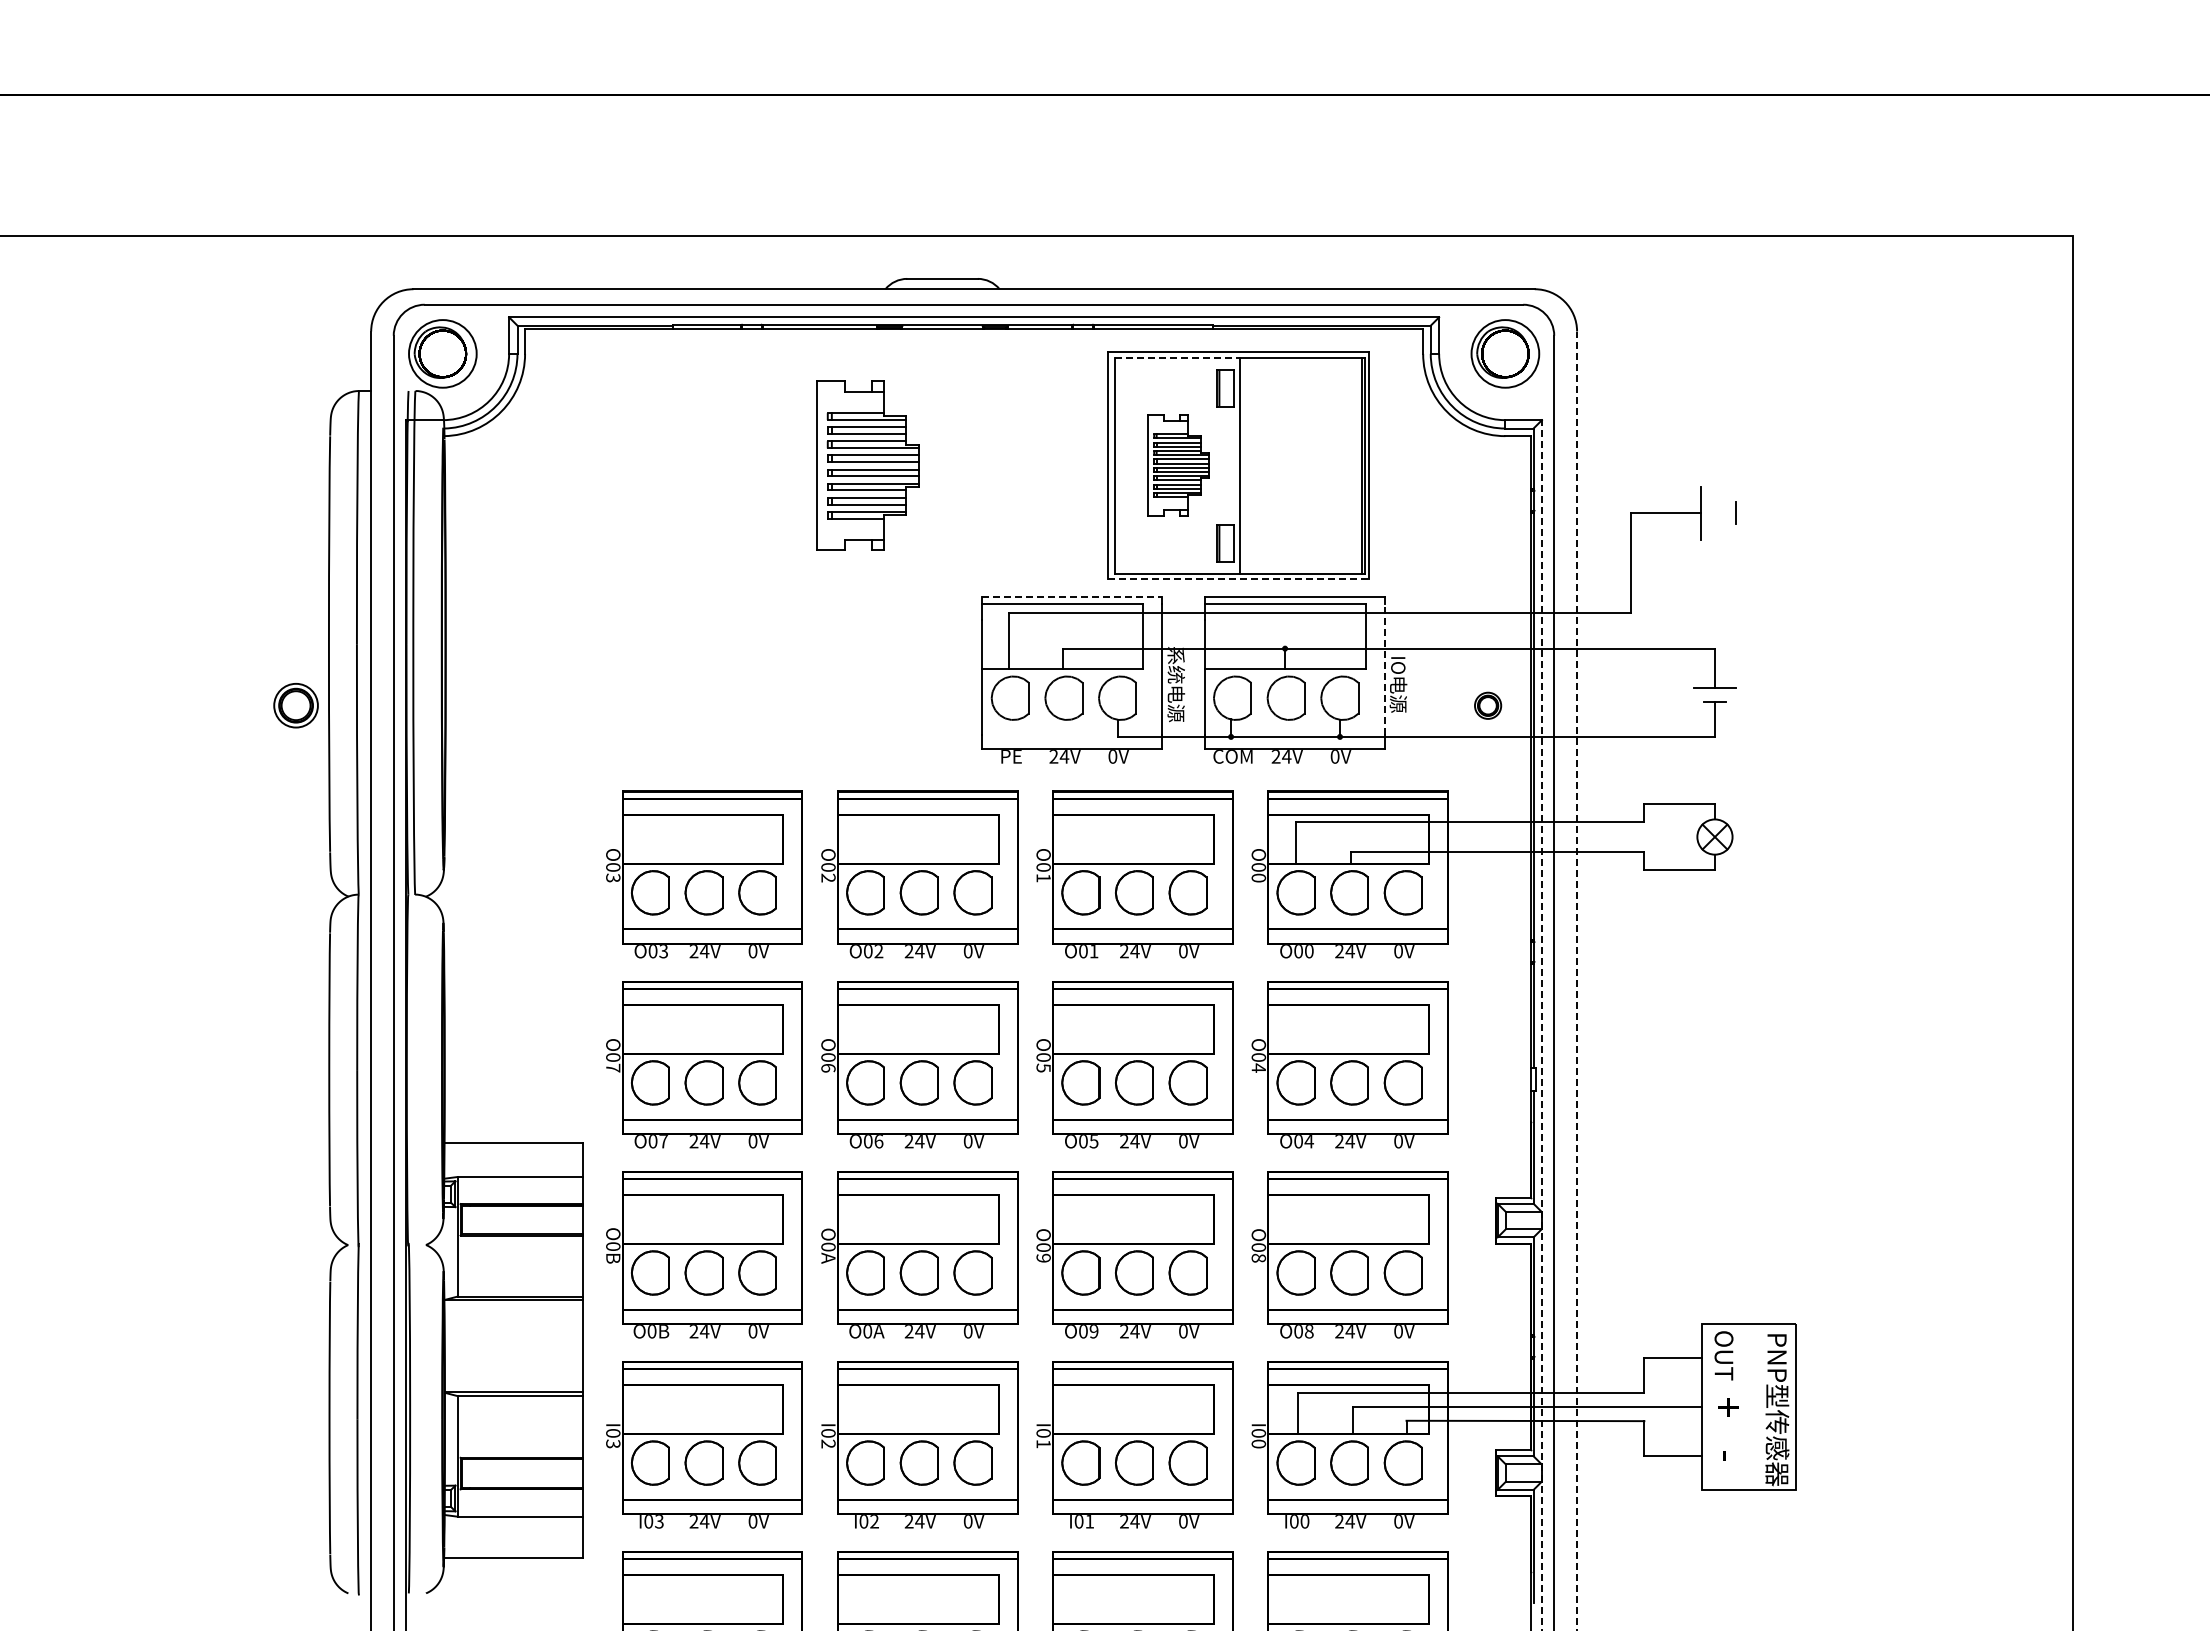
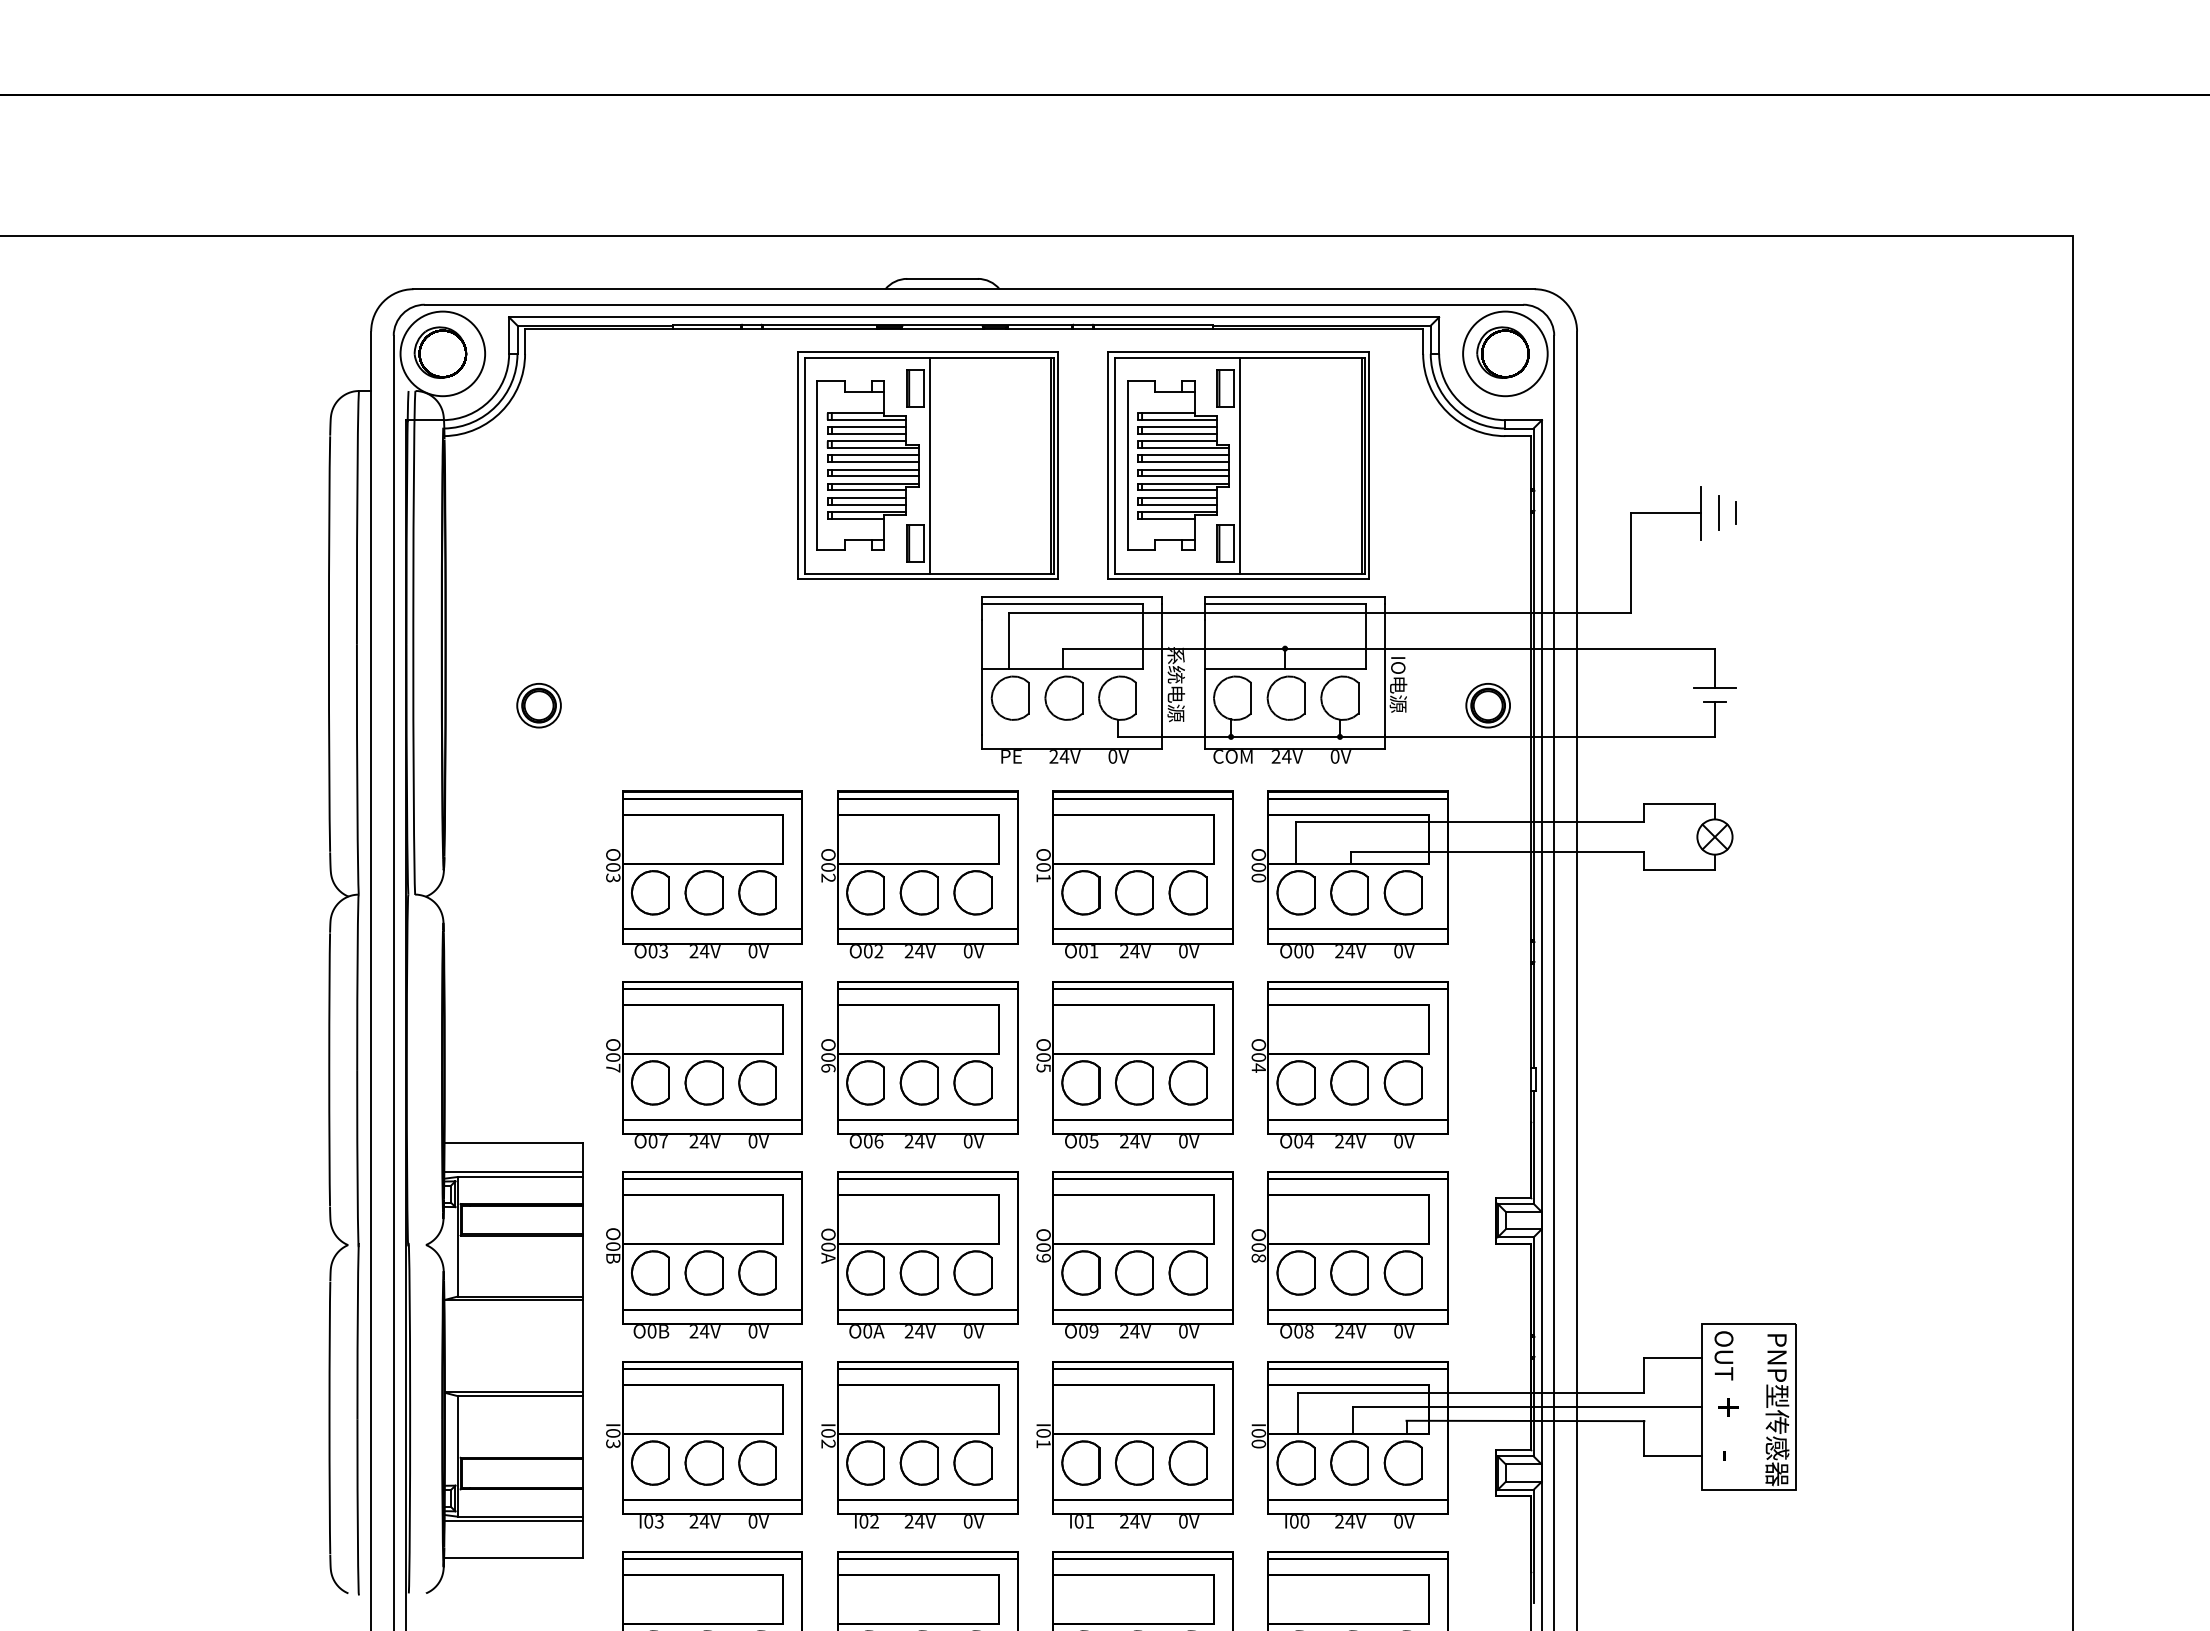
circle diameter: 68 px -> 85 px (442, 353)
circle diameter: 68 px -> 85 px (1505, 353)
line: dashed -> solid (1177, 358)
part: none -> present (927, 465)
part size: 63x103 px -> 103x171 px (1178, 465)
line: none -> present (1718, 513)
line: dashed -> solid (1238, 579)
line: dashed -> solid (1072, 596)
line: dashed -> solid (1384, 668)
part position: (295, 705) -> (538, 705) (538, 705)
part size: 29x29 px -> 46x46 px (1487, 705)
line: dashed -> solid (1577, 980)
line: dashed -> solid (1541, 1024)
line: none -> present (513, 1172)
line: none -> present (513, 1521)
